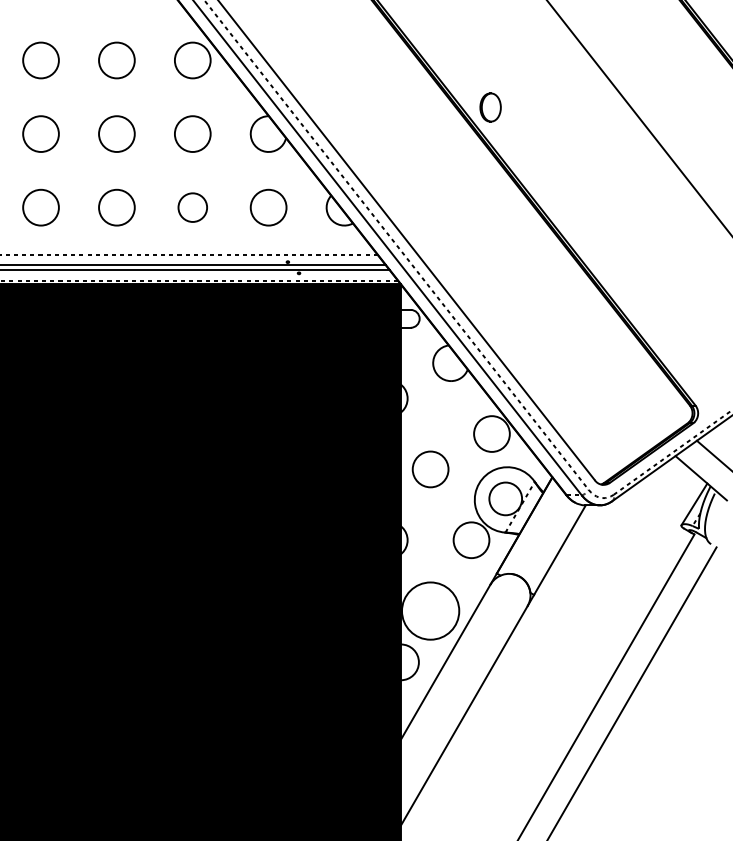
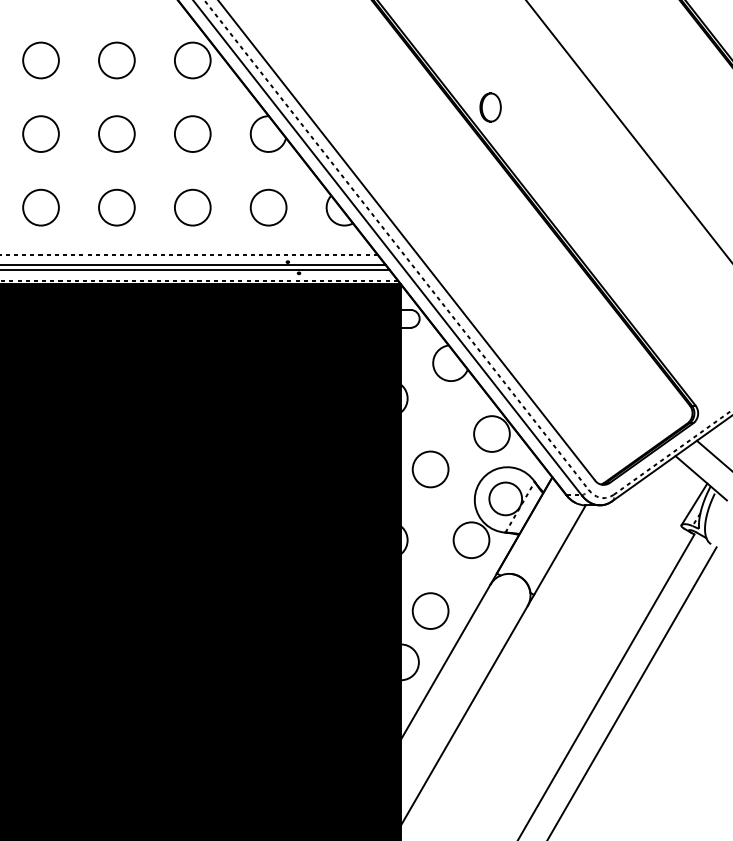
line position: (638, 117) -> (628, 131) (628, 131)
circle size: 31x31 px -> 38x39 px (192, 207)
circle diameter: 57 px -> 36 px (430, 610)
